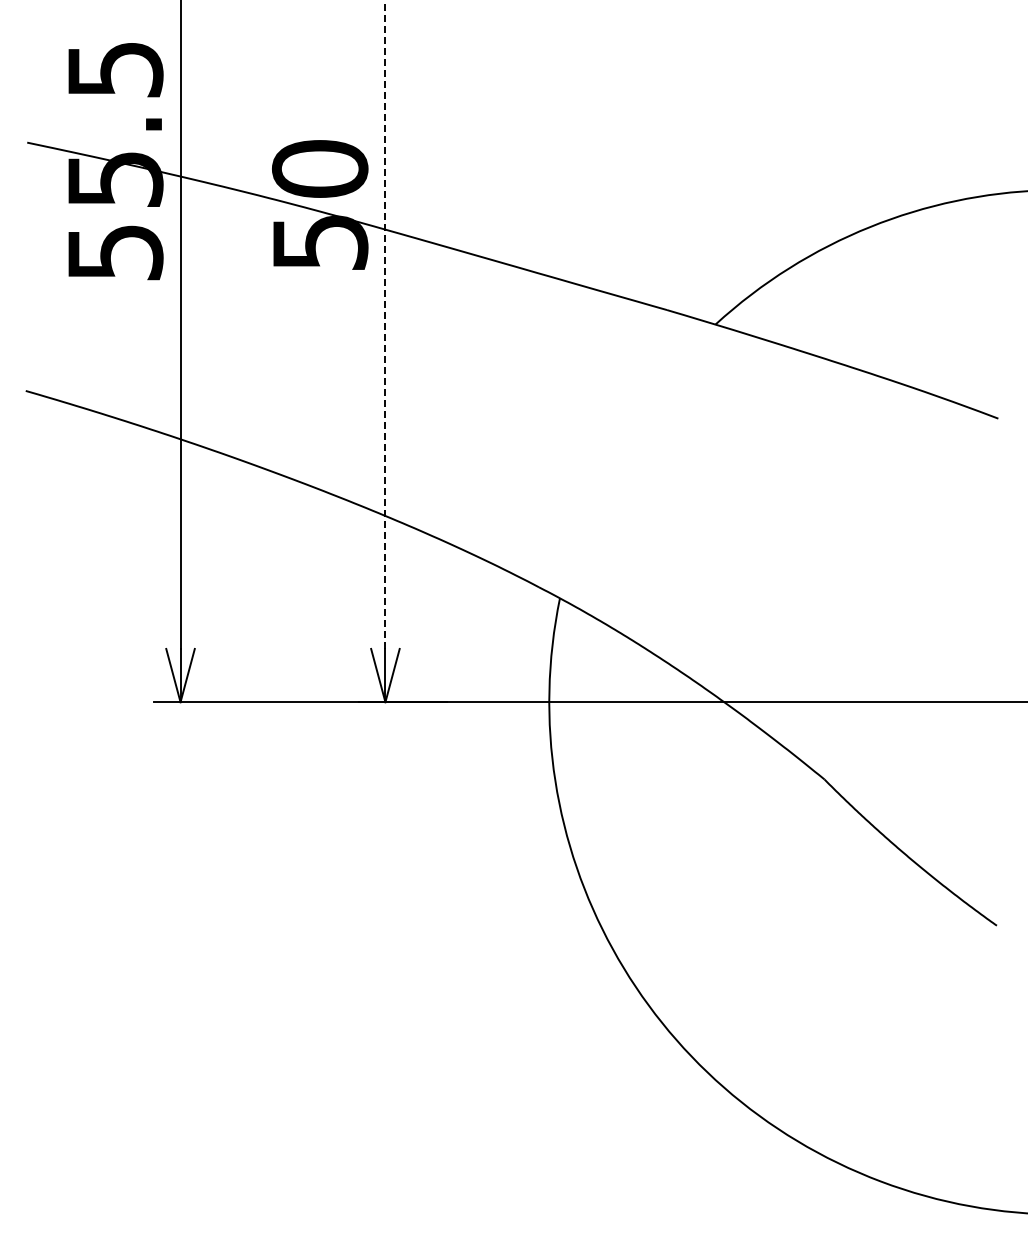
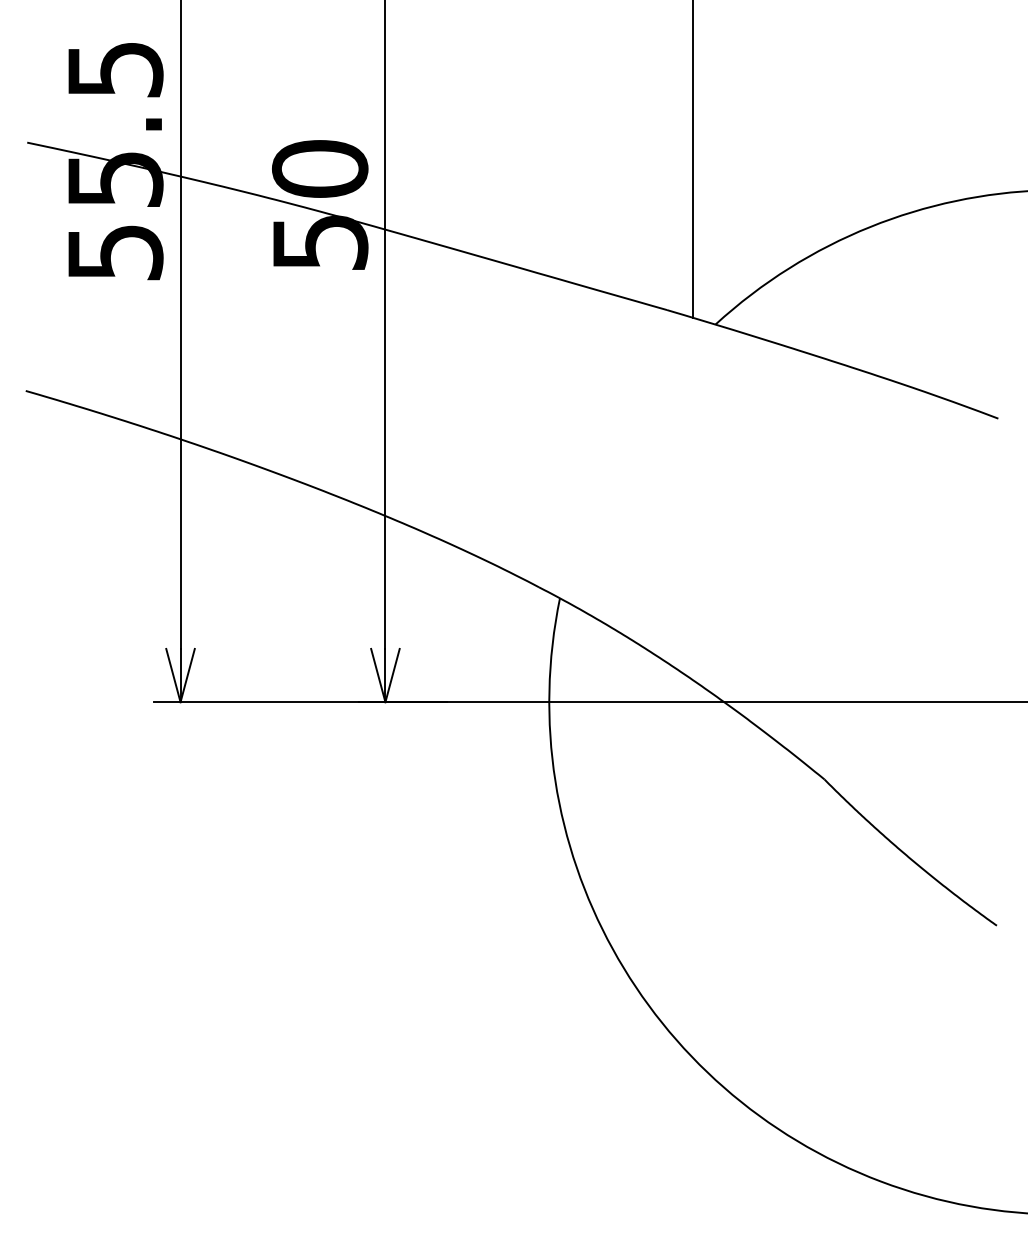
line: none -> present (692, 159)
line: dashed -> solid (385, 323)
